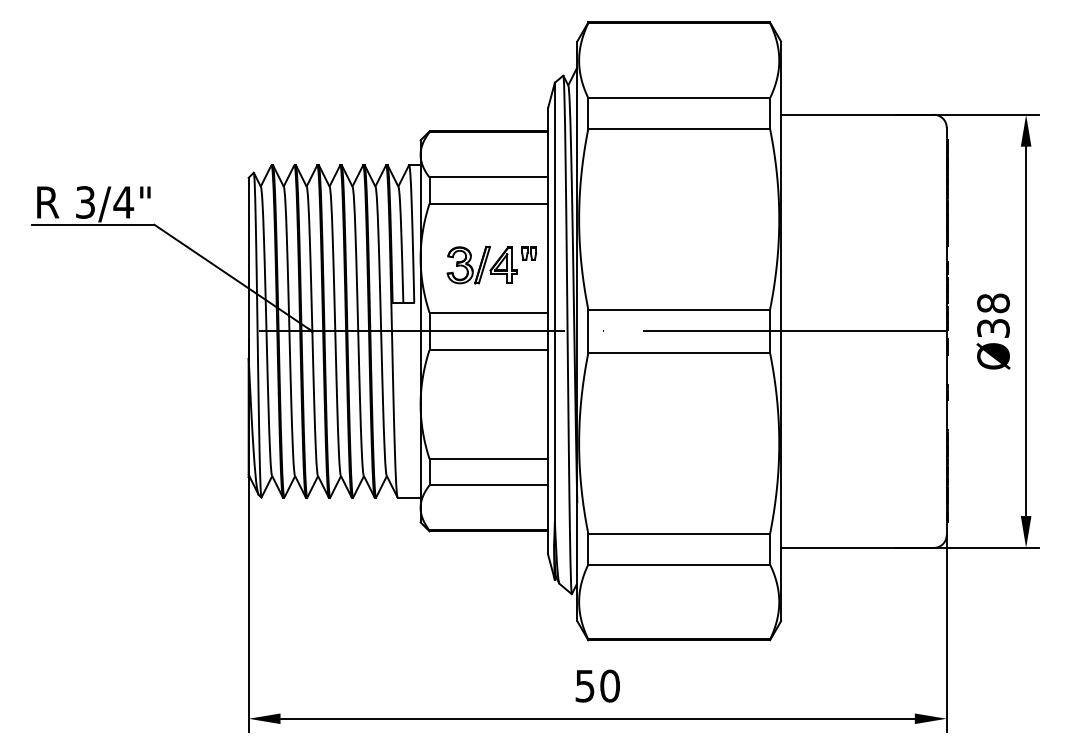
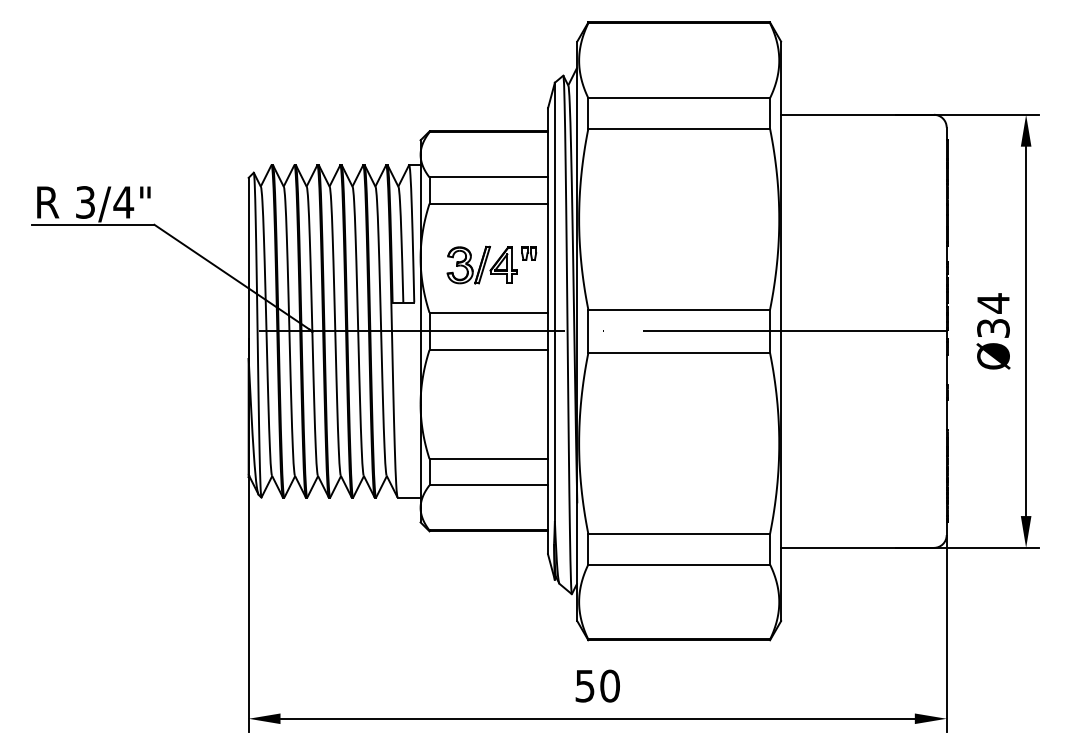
text: Ø38 -> Ø34 (993, 303)
